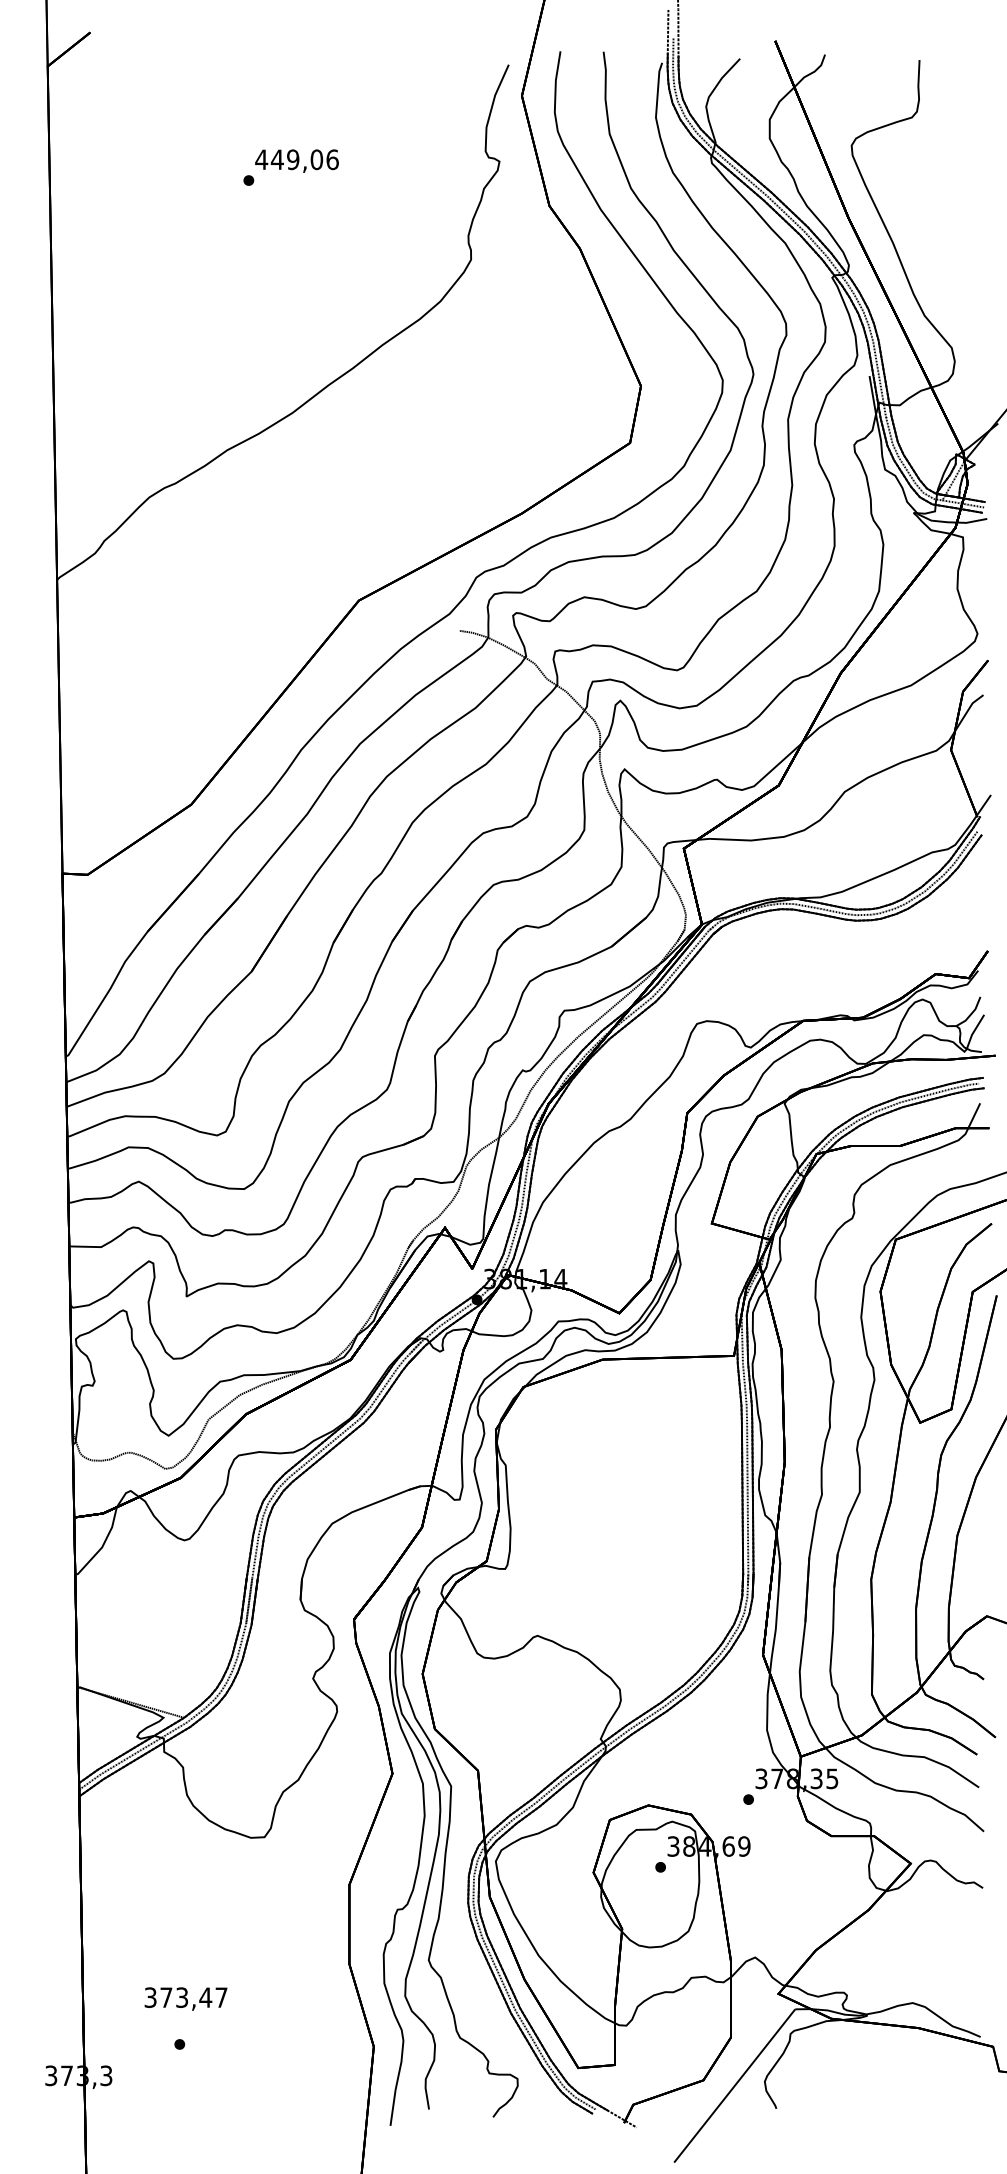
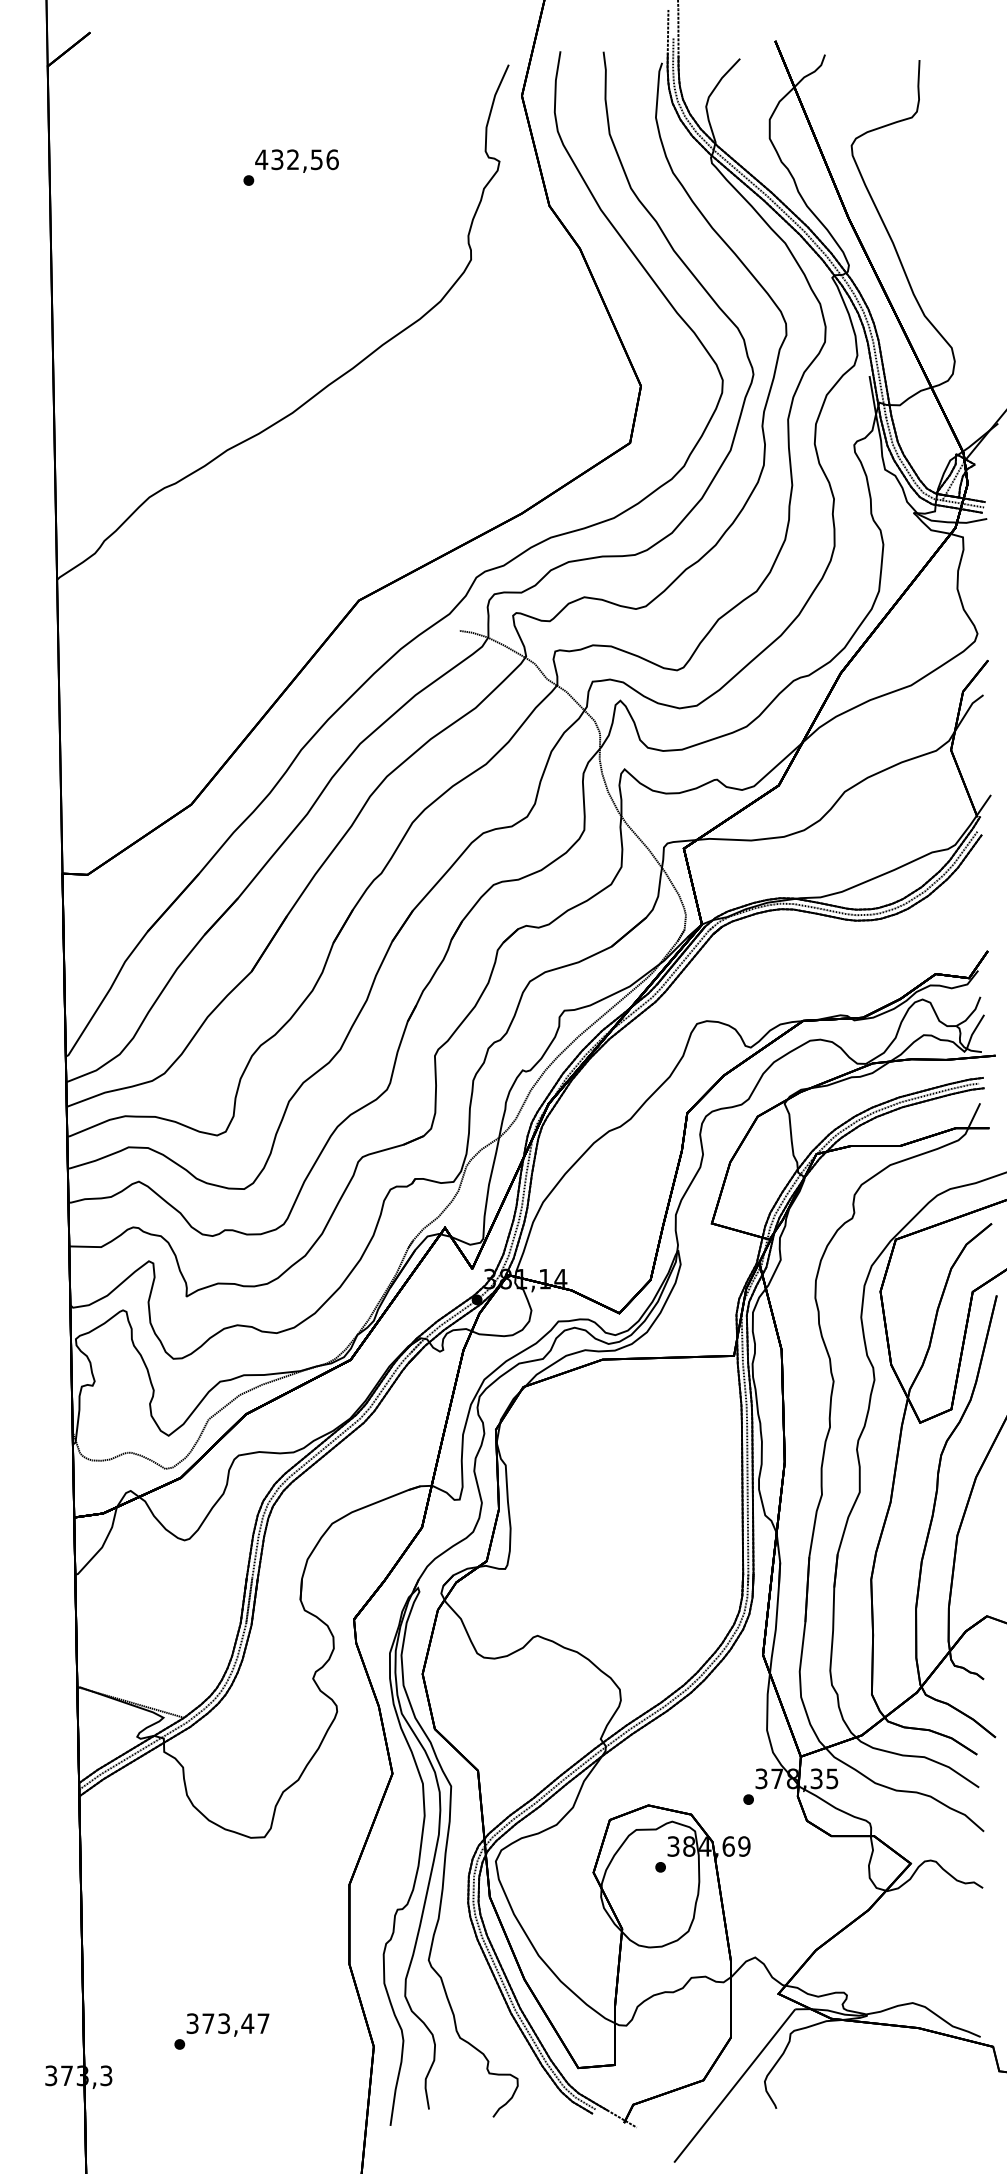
text: 449,06 -> 432,56 (296, 159)
text position: (185, 1998) -> (227, 2024) (227, 2024)
